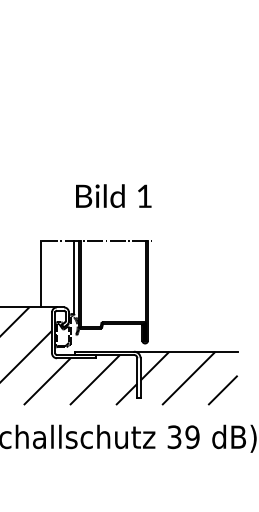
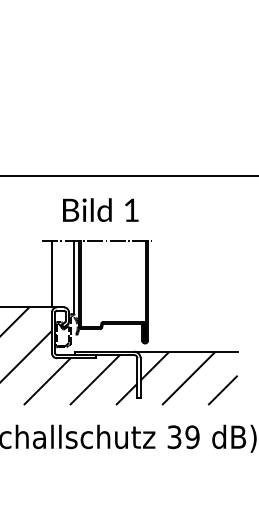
line: none -> present (128, 175)
text position: (113, 195) -> (100, 209) (100, 209)
line position: (41, 273) -> (52, 273) (52, 273)
